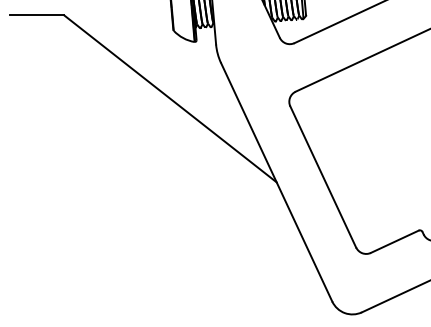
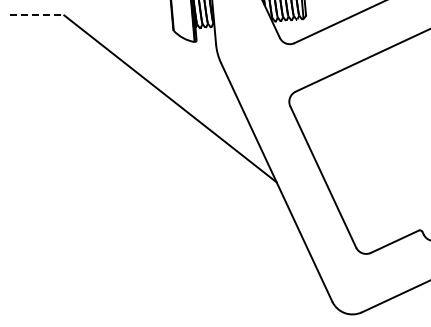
line: solid -> dashed (37, 15)
